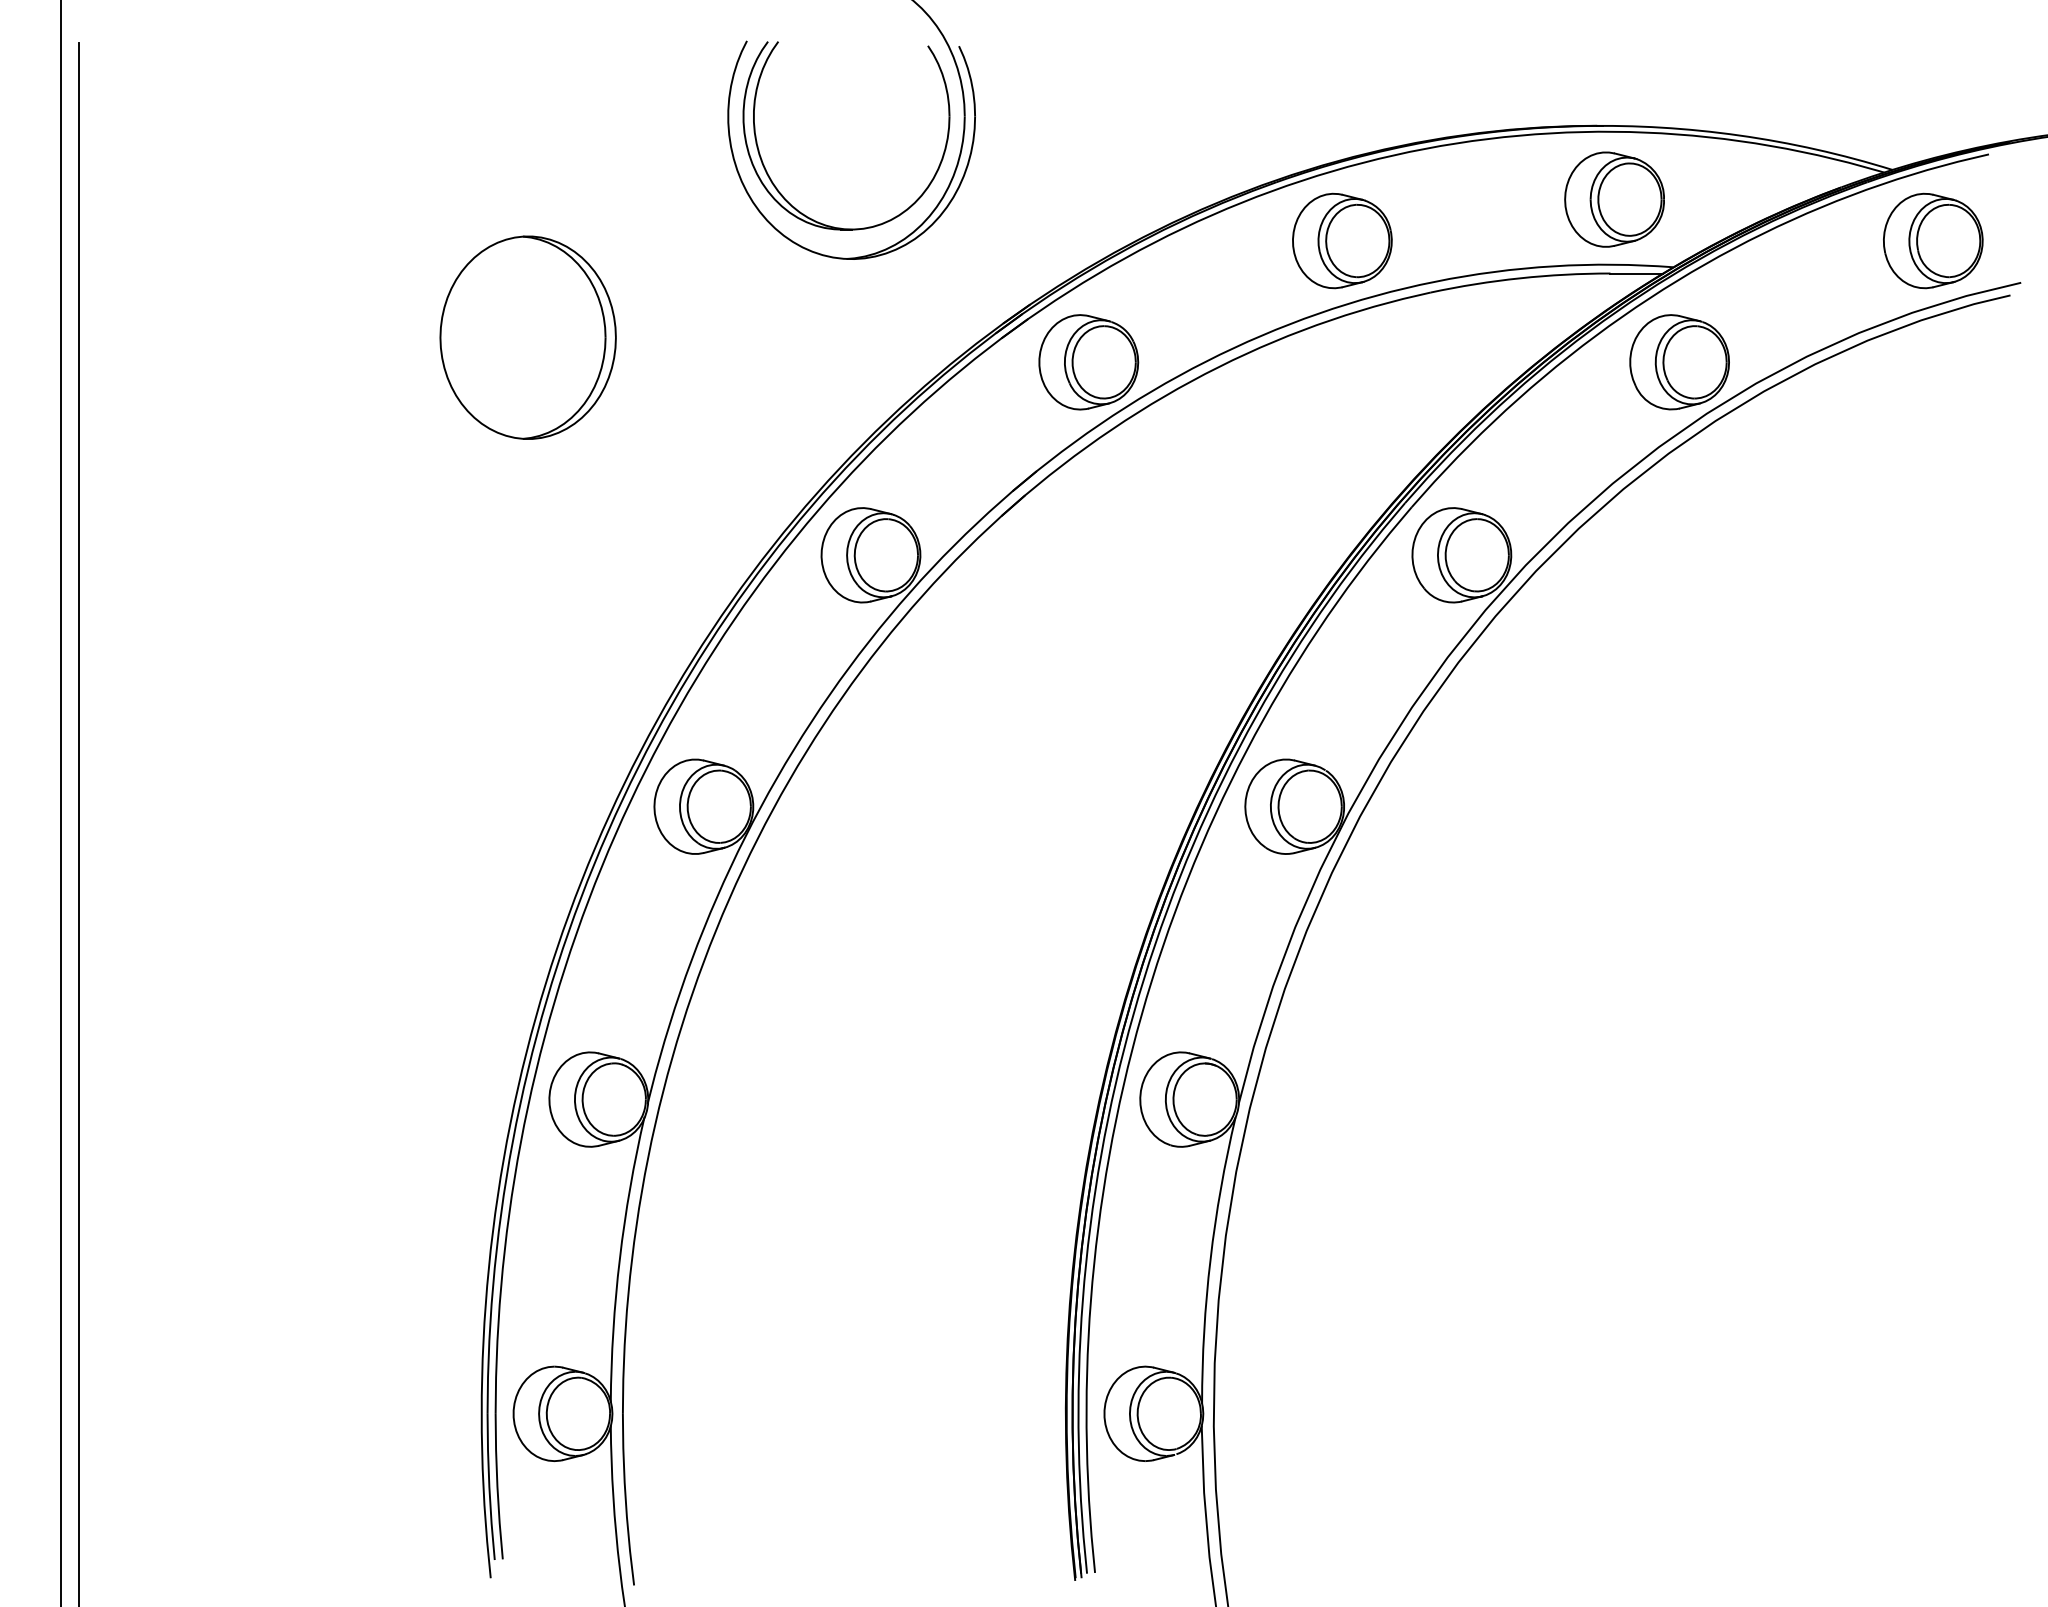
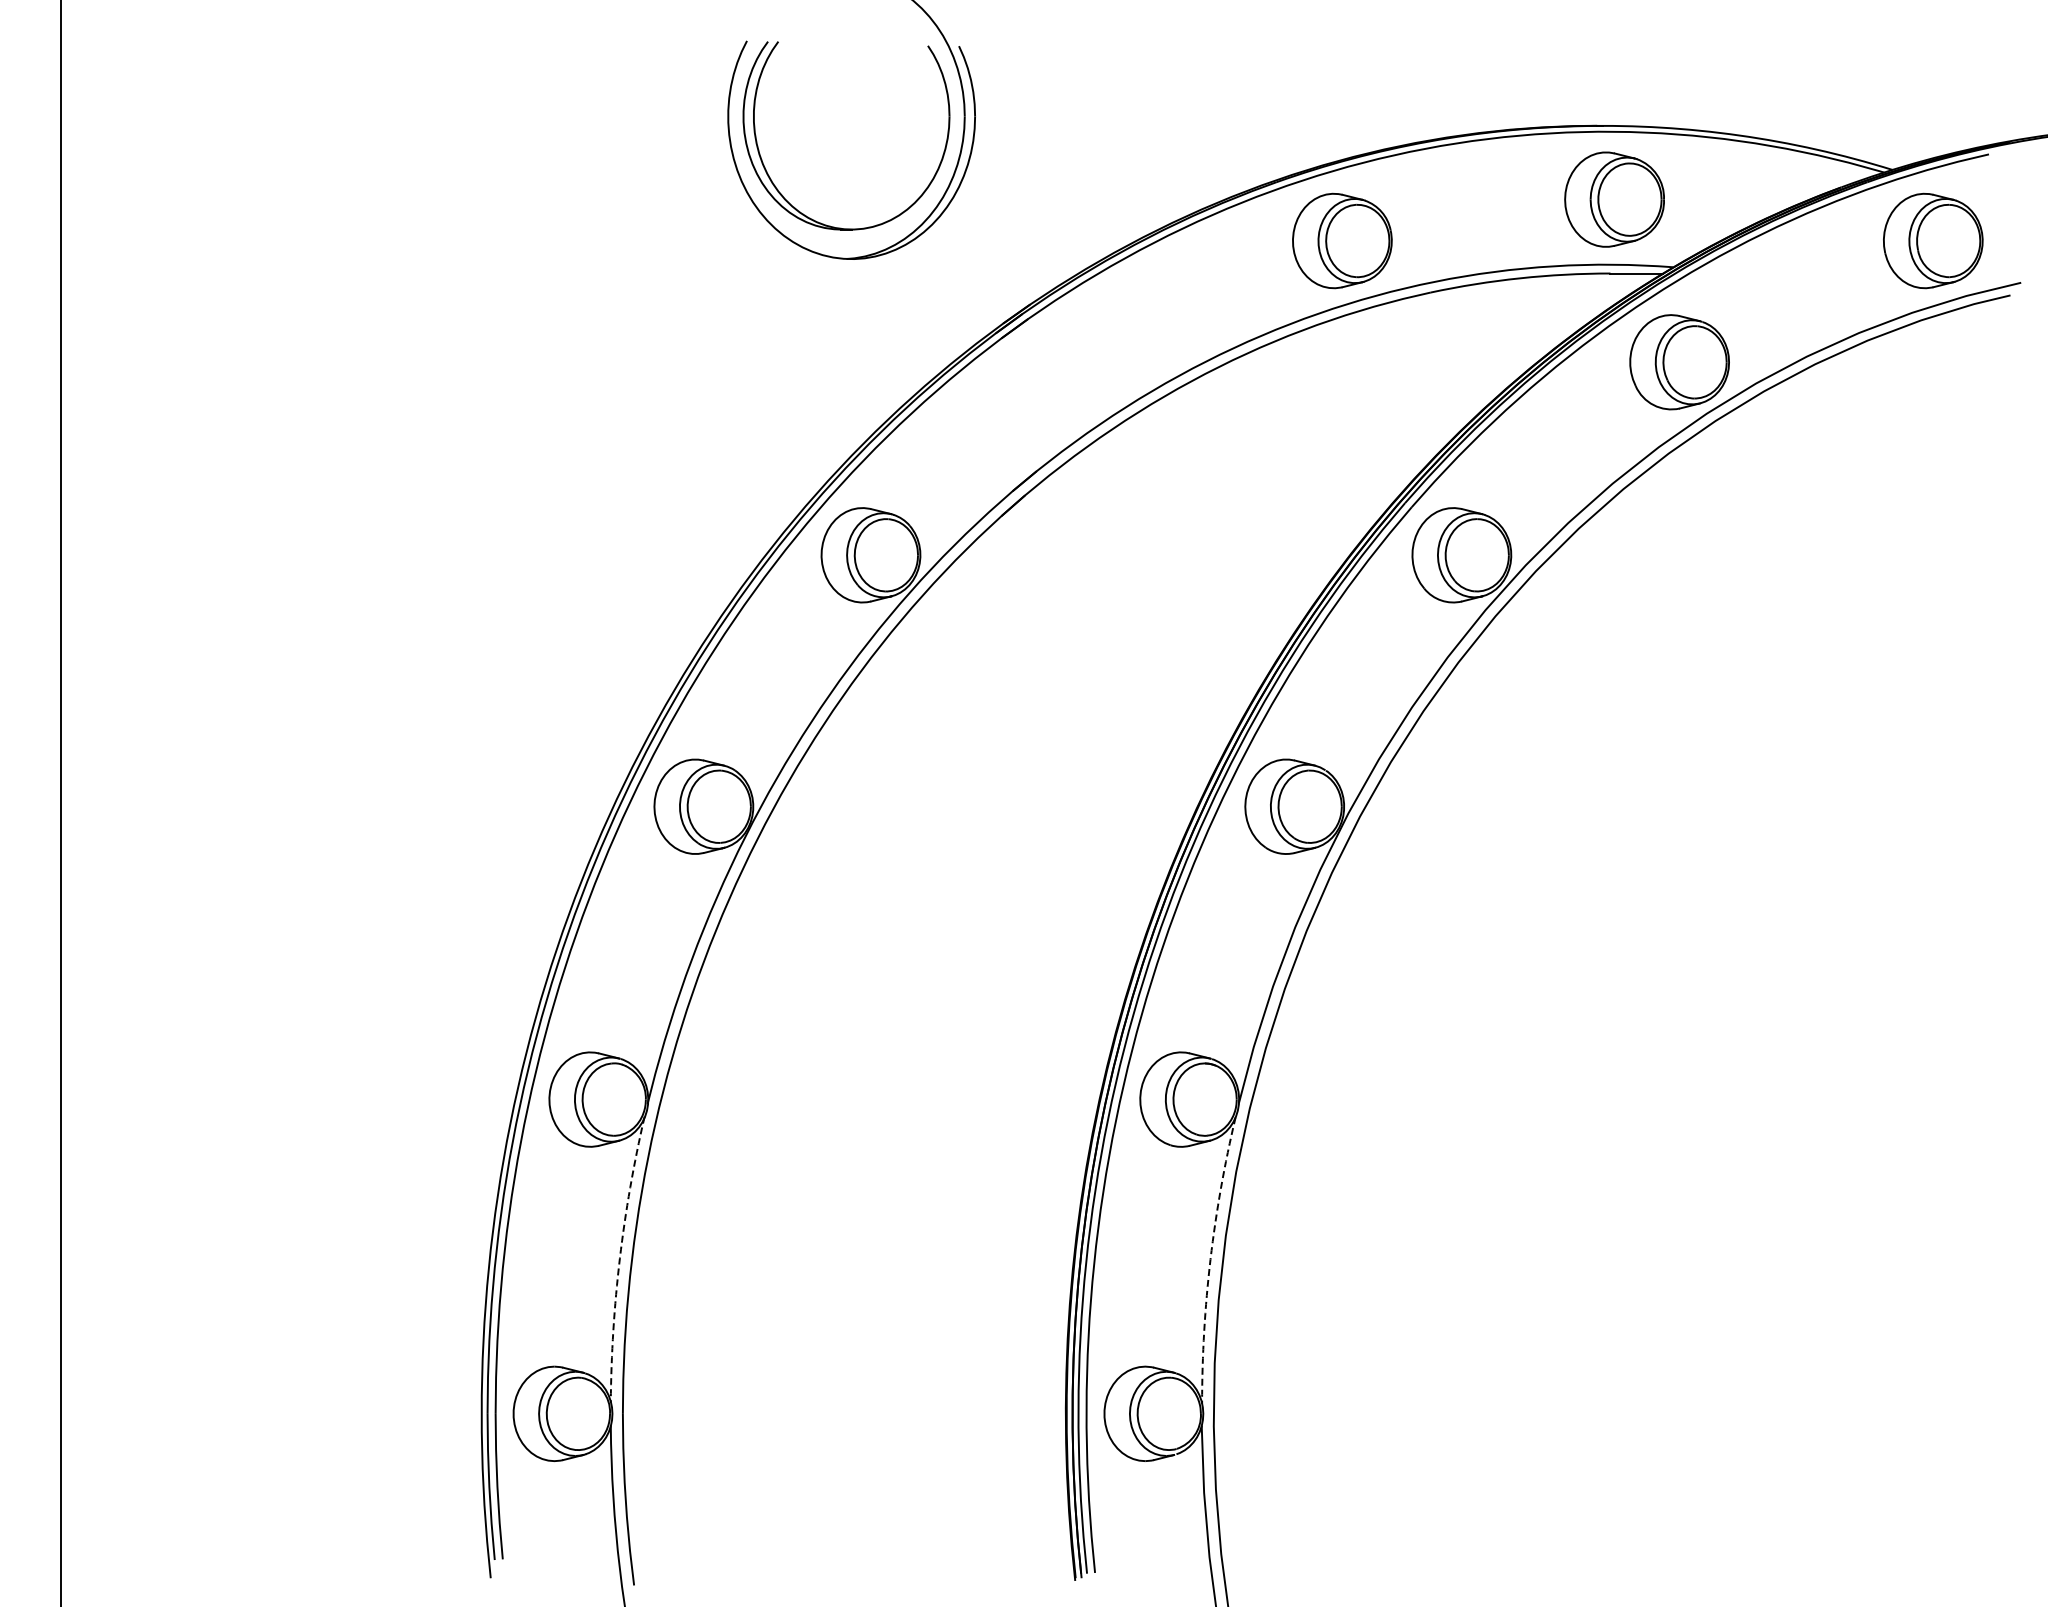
part: present -> none (527, 337)
part: present -> none (1088, 362)
line: present -> none (78, 822)
arc: solid -> dashed (619, 1258)
arc: solid -> dashed (1210, 1259)
